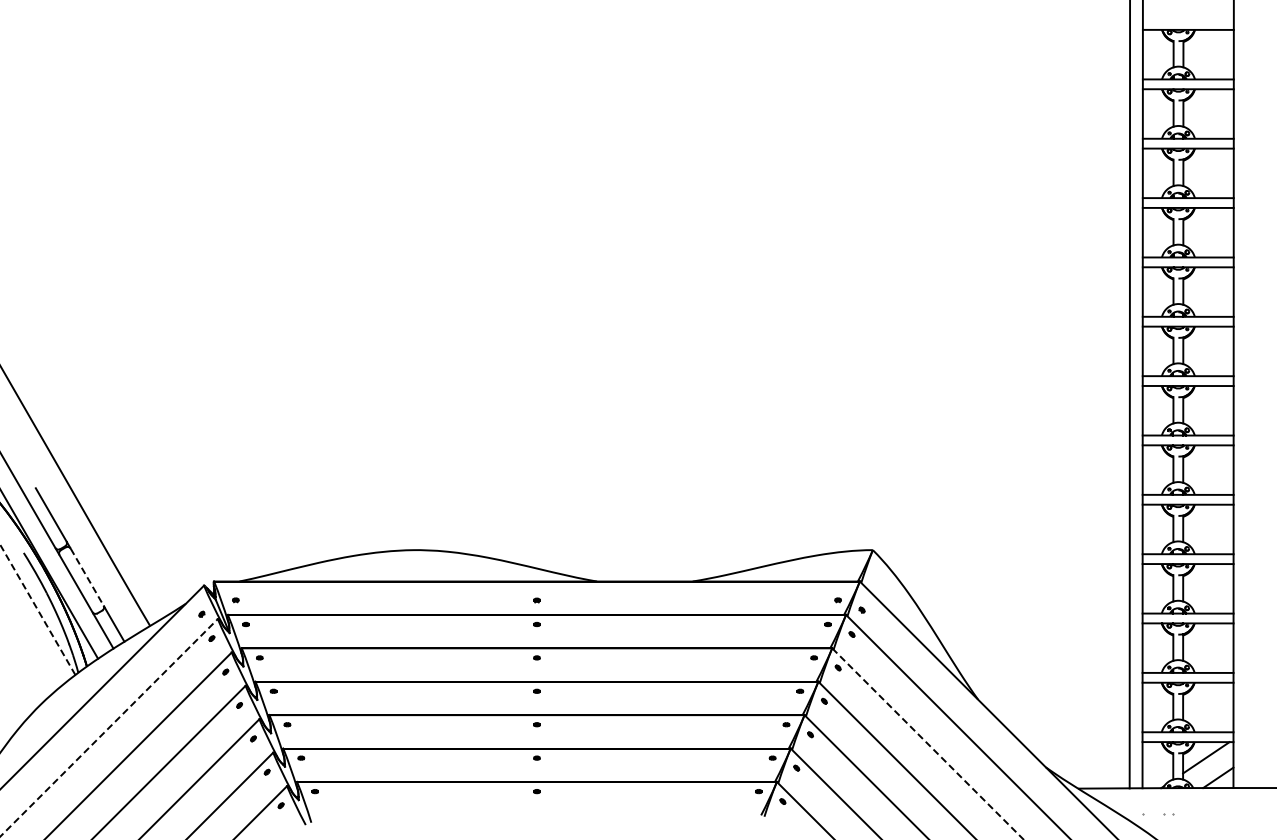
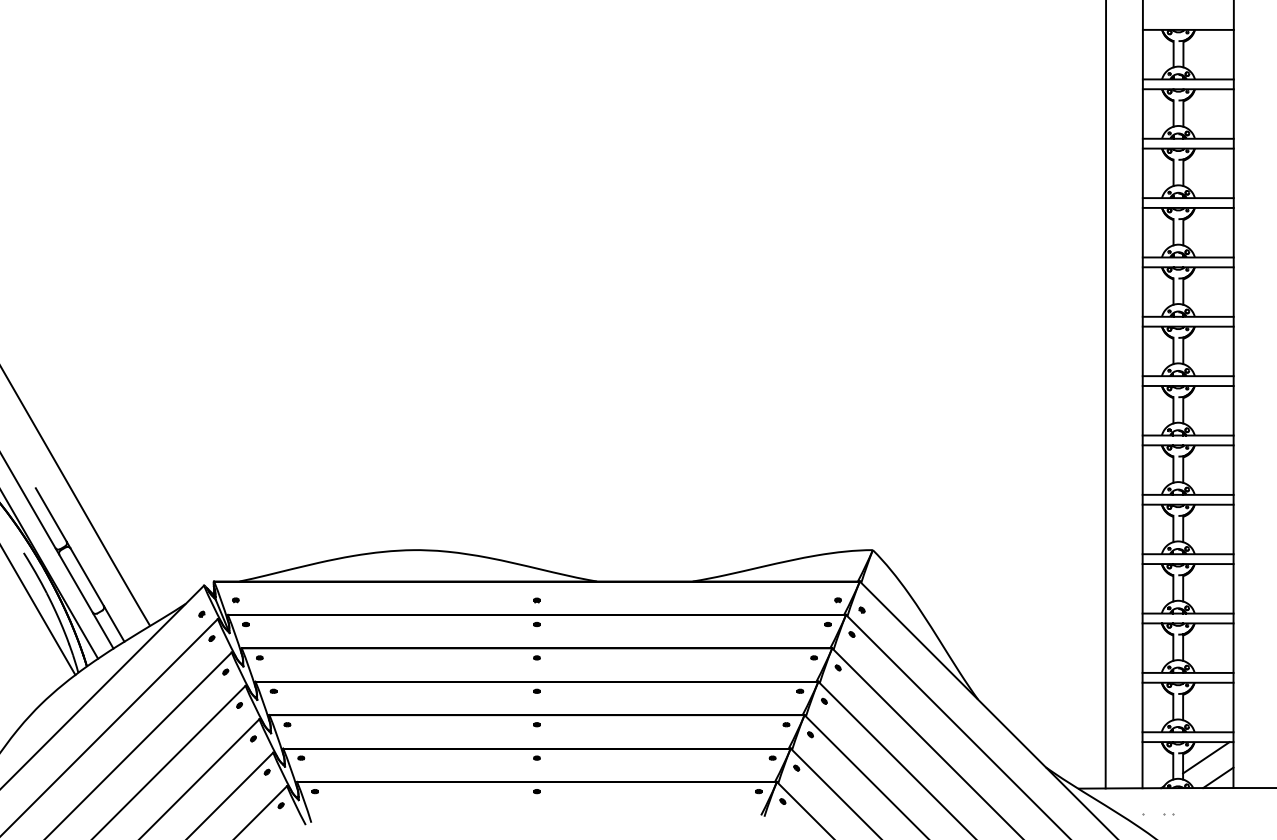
line position: (1129, 395) -> (1105, 395) (1105, 395)
line: dashed -> solid (87, 577)
line: dashed -> solid (37, 609)
line: dashed -> solid (109, 727)
line: dashed -> solid (928, 744)
